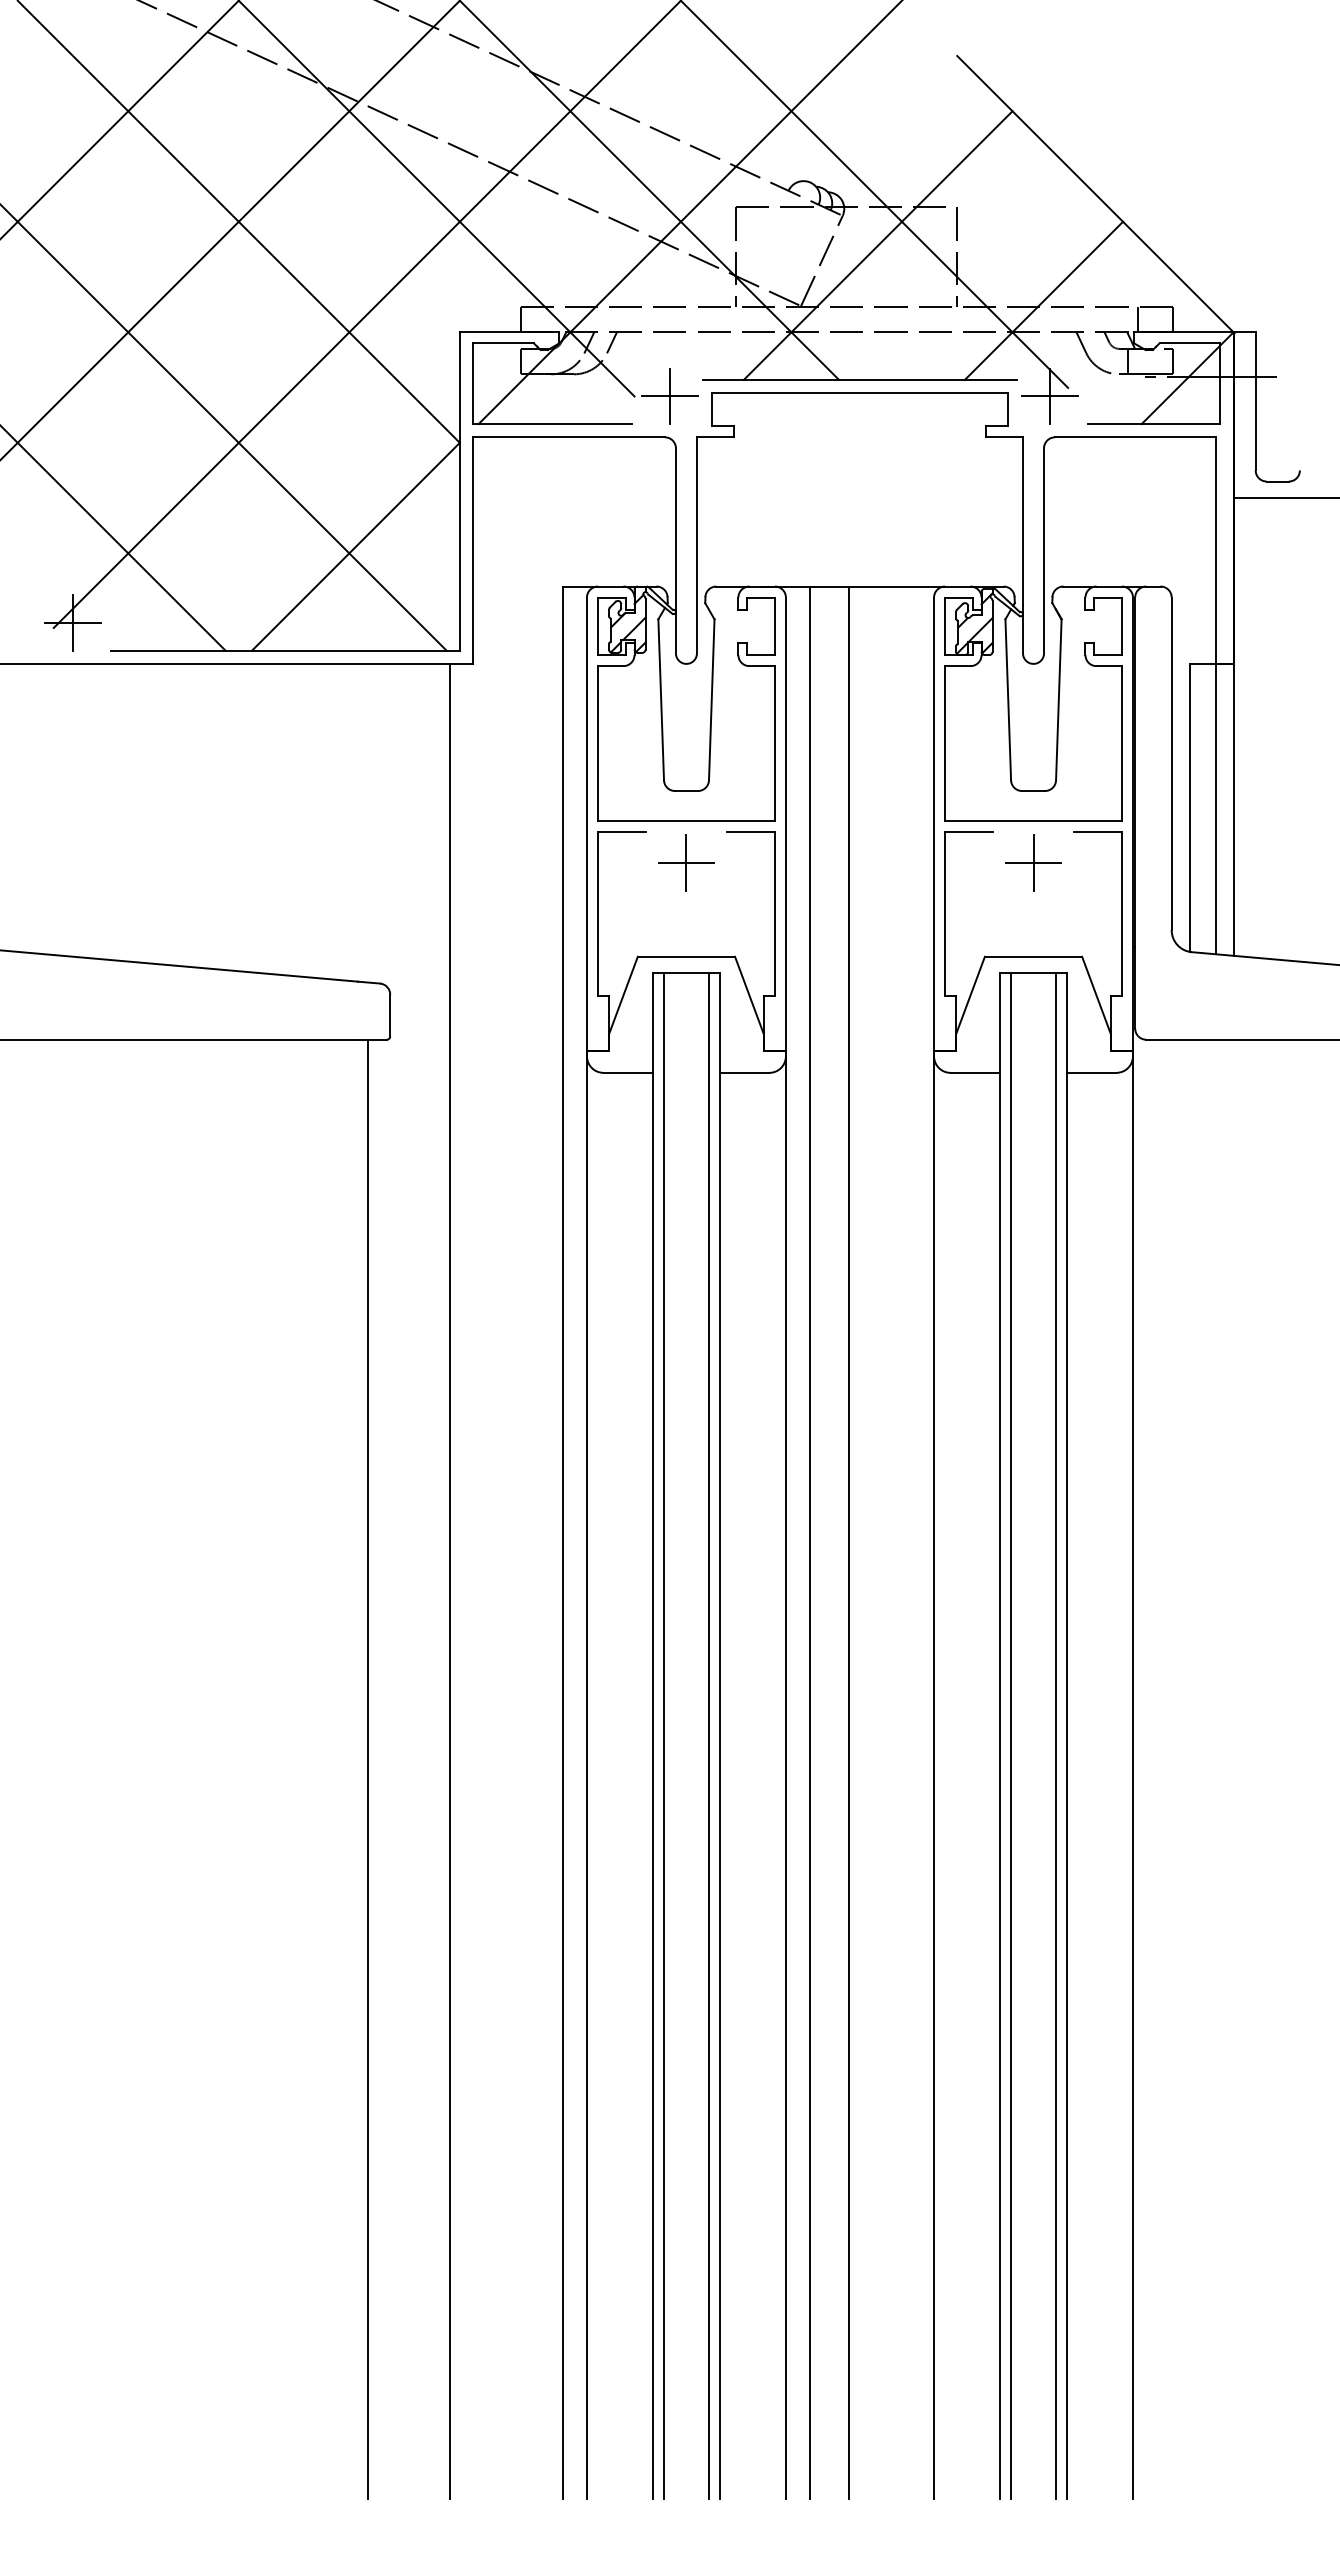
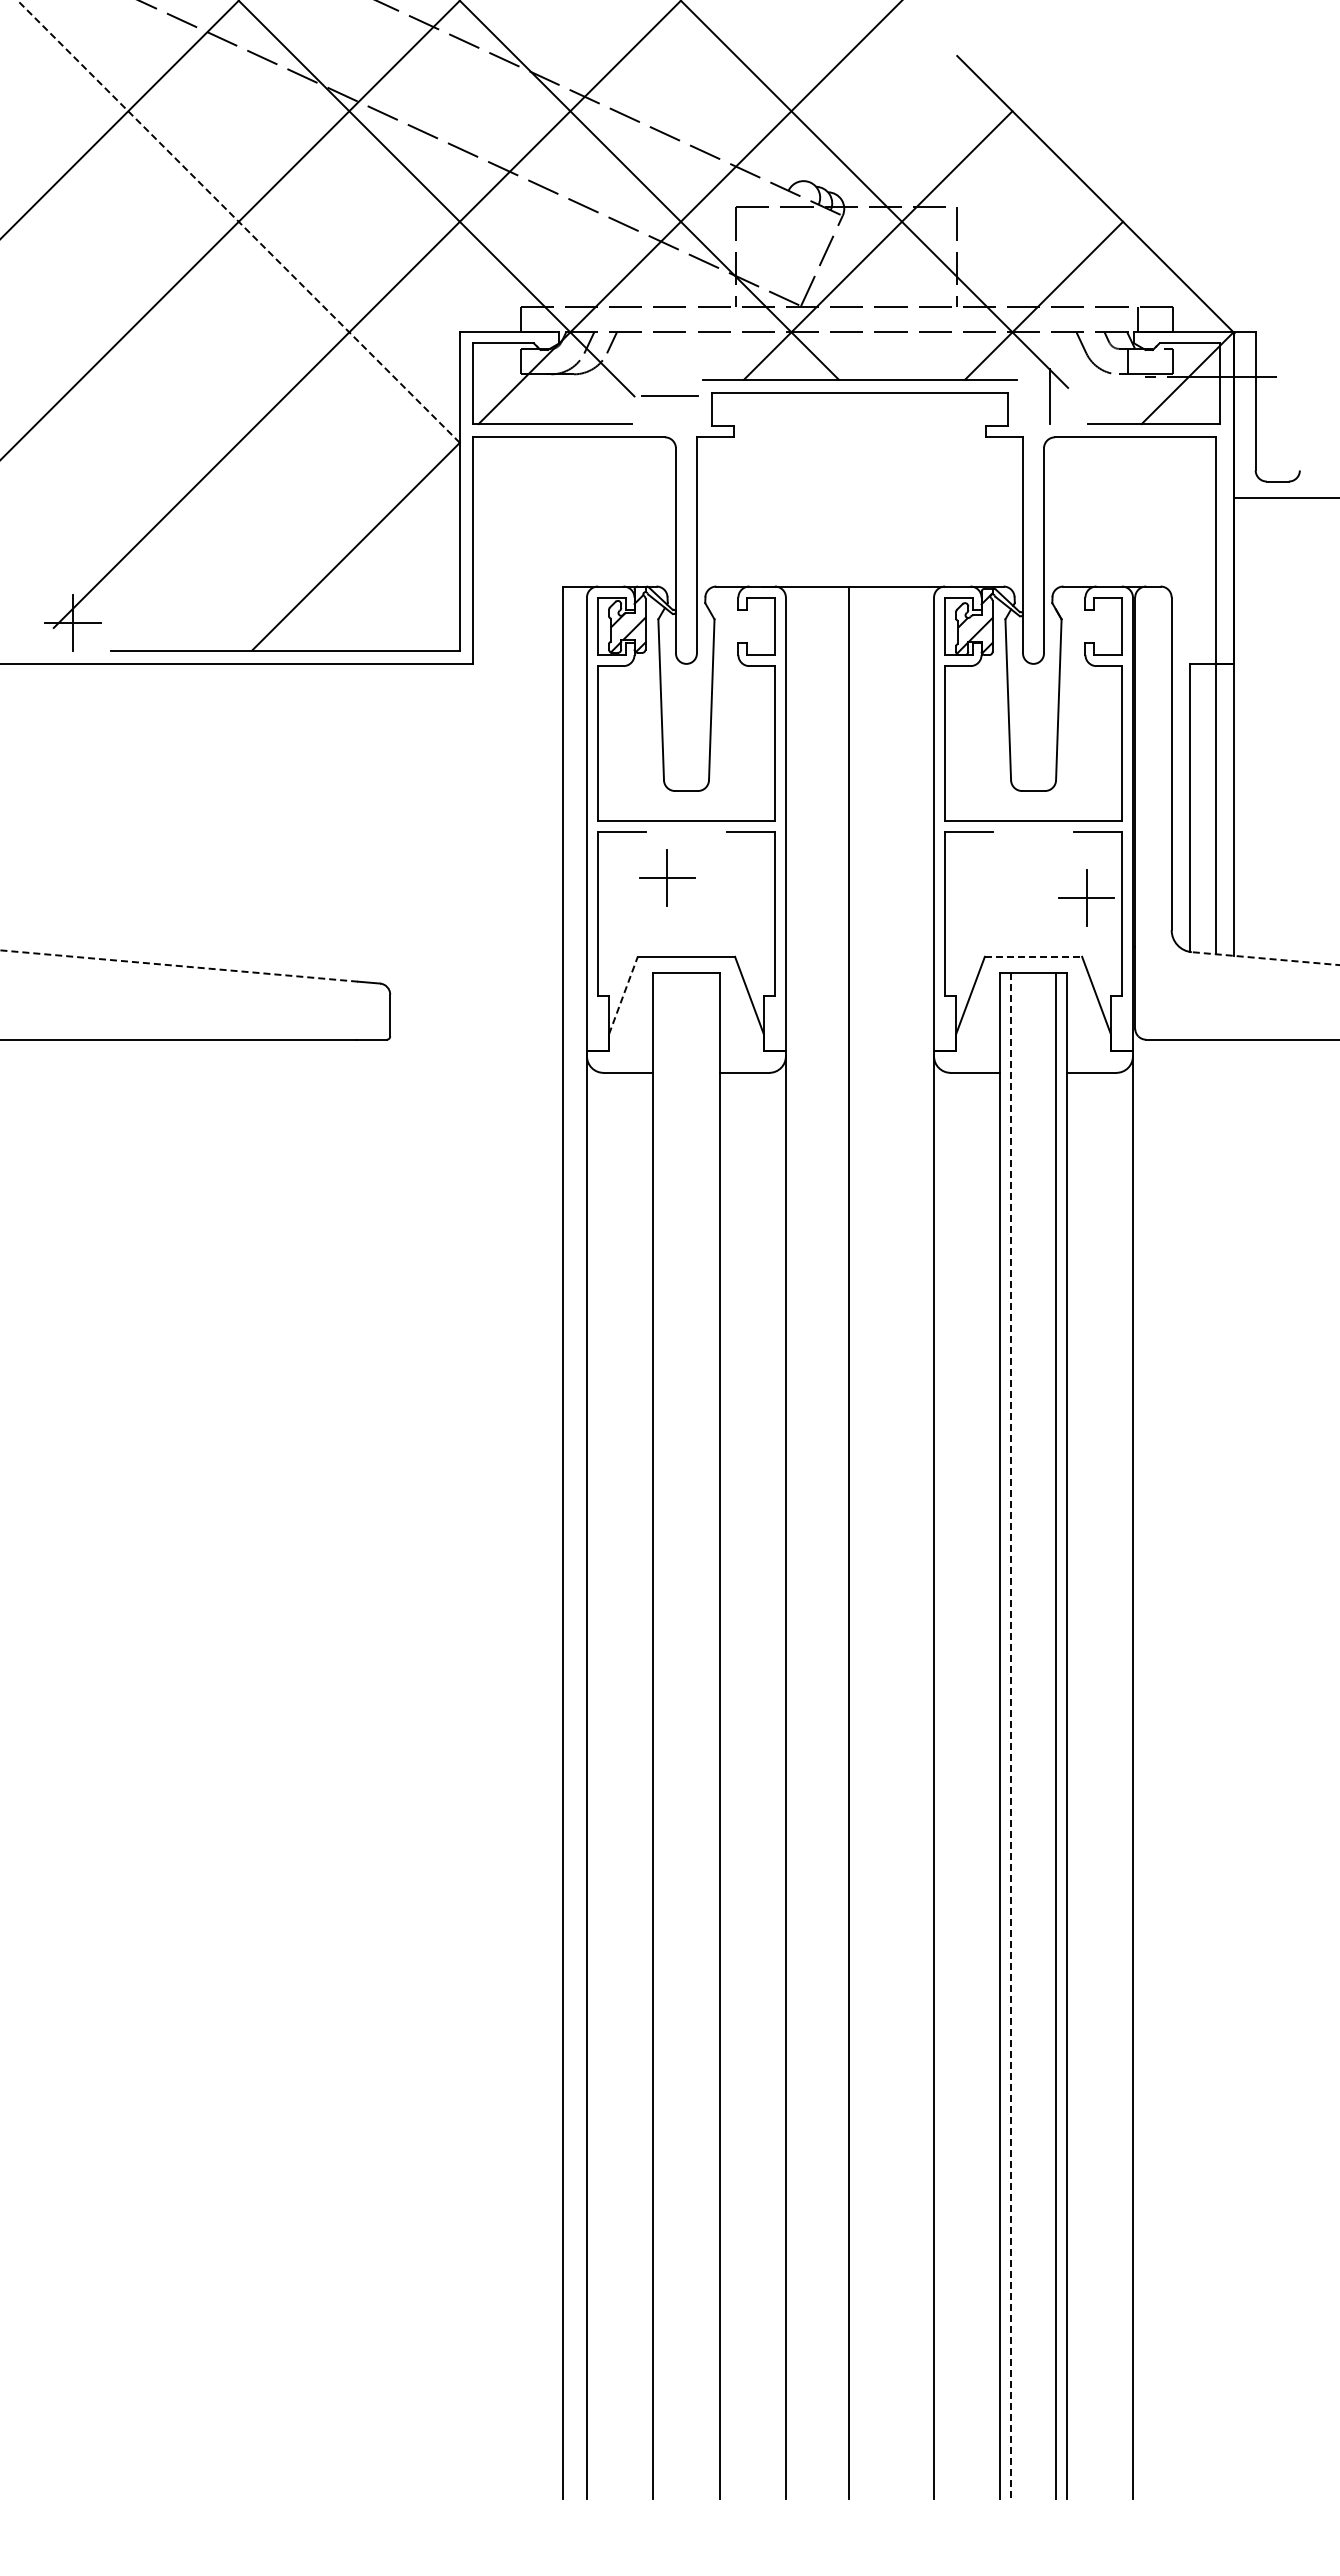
line: solid -> dashed (238, 221)
line: present -> none (669, 396)
line: present -> none (1049, 396)
line: present -> none (224, 428)
line: present -> none (113, 538)
part position: (686, 862) -> (667, 877) (667, 877)
part position: (1033, 862) -> (1086, 897) (1086, 897)
line: solid -> dashed (1033, 956)
line: solid -> dashed (1265, 958)
line: solid -> dashed (178, 966)
line: solid -> dashed (623, 995)
line: present -> none (810, 1542)
line: present -> none (449, 1580)
line: present -> none (664, 1735)
line: present -> none (708, 1735)
line: solid -> dashed (1011, 1736)
line: present -> none (368, 1768)
